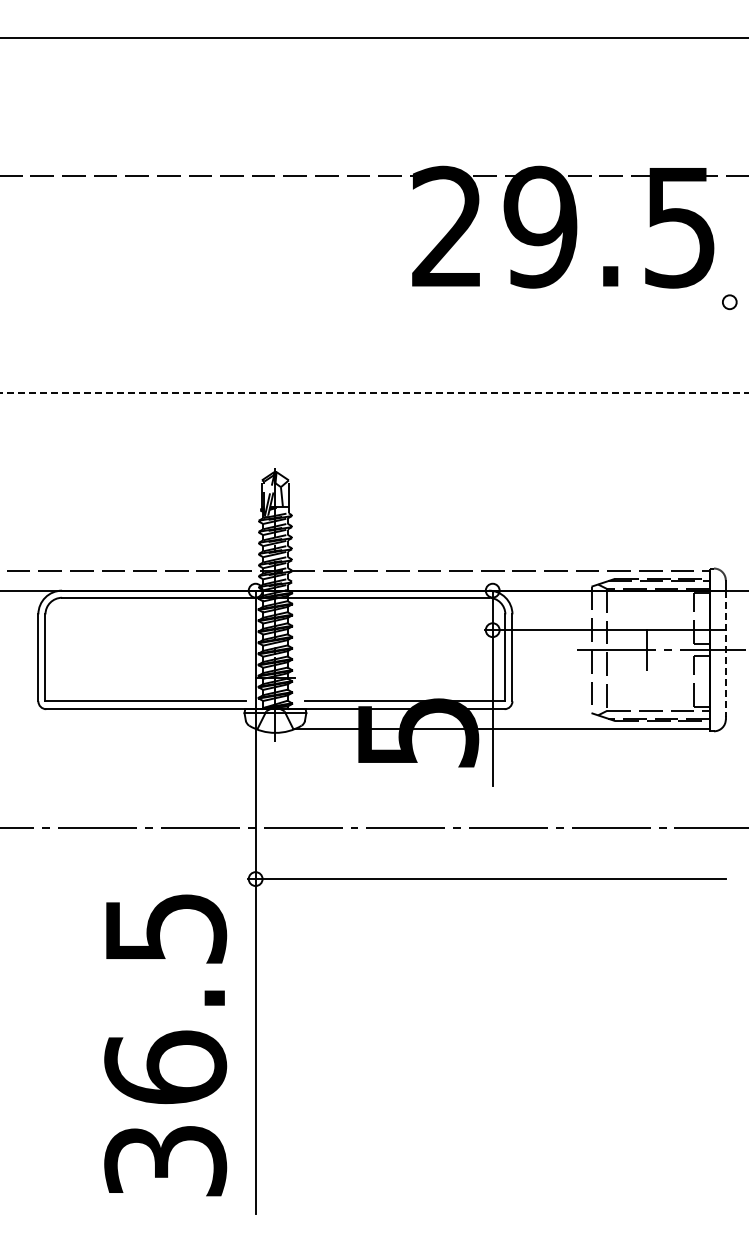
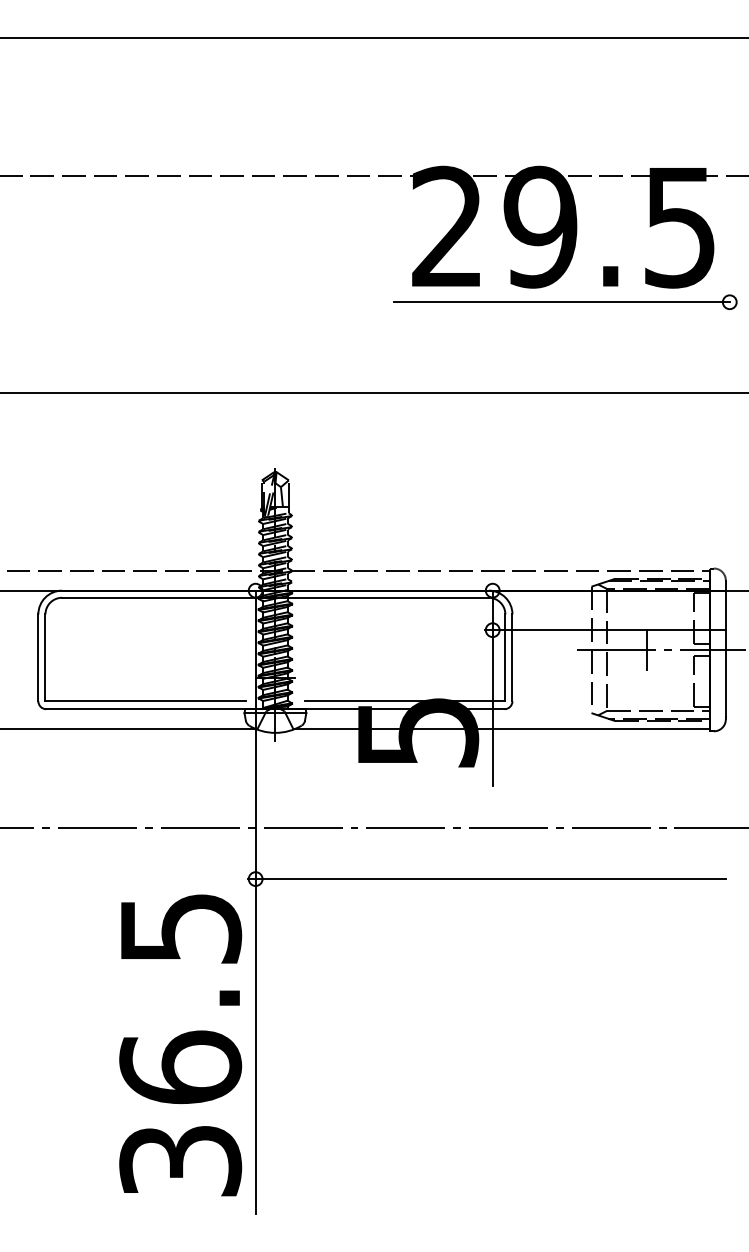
line: none -> present (561, 302)
line: dashed -> solid (373, 393)
line: dashed -> solid (725, 654)
line: none -> present (128, 728)
text position: (165, 1045) -> (180, 1045) (180, 1045)
